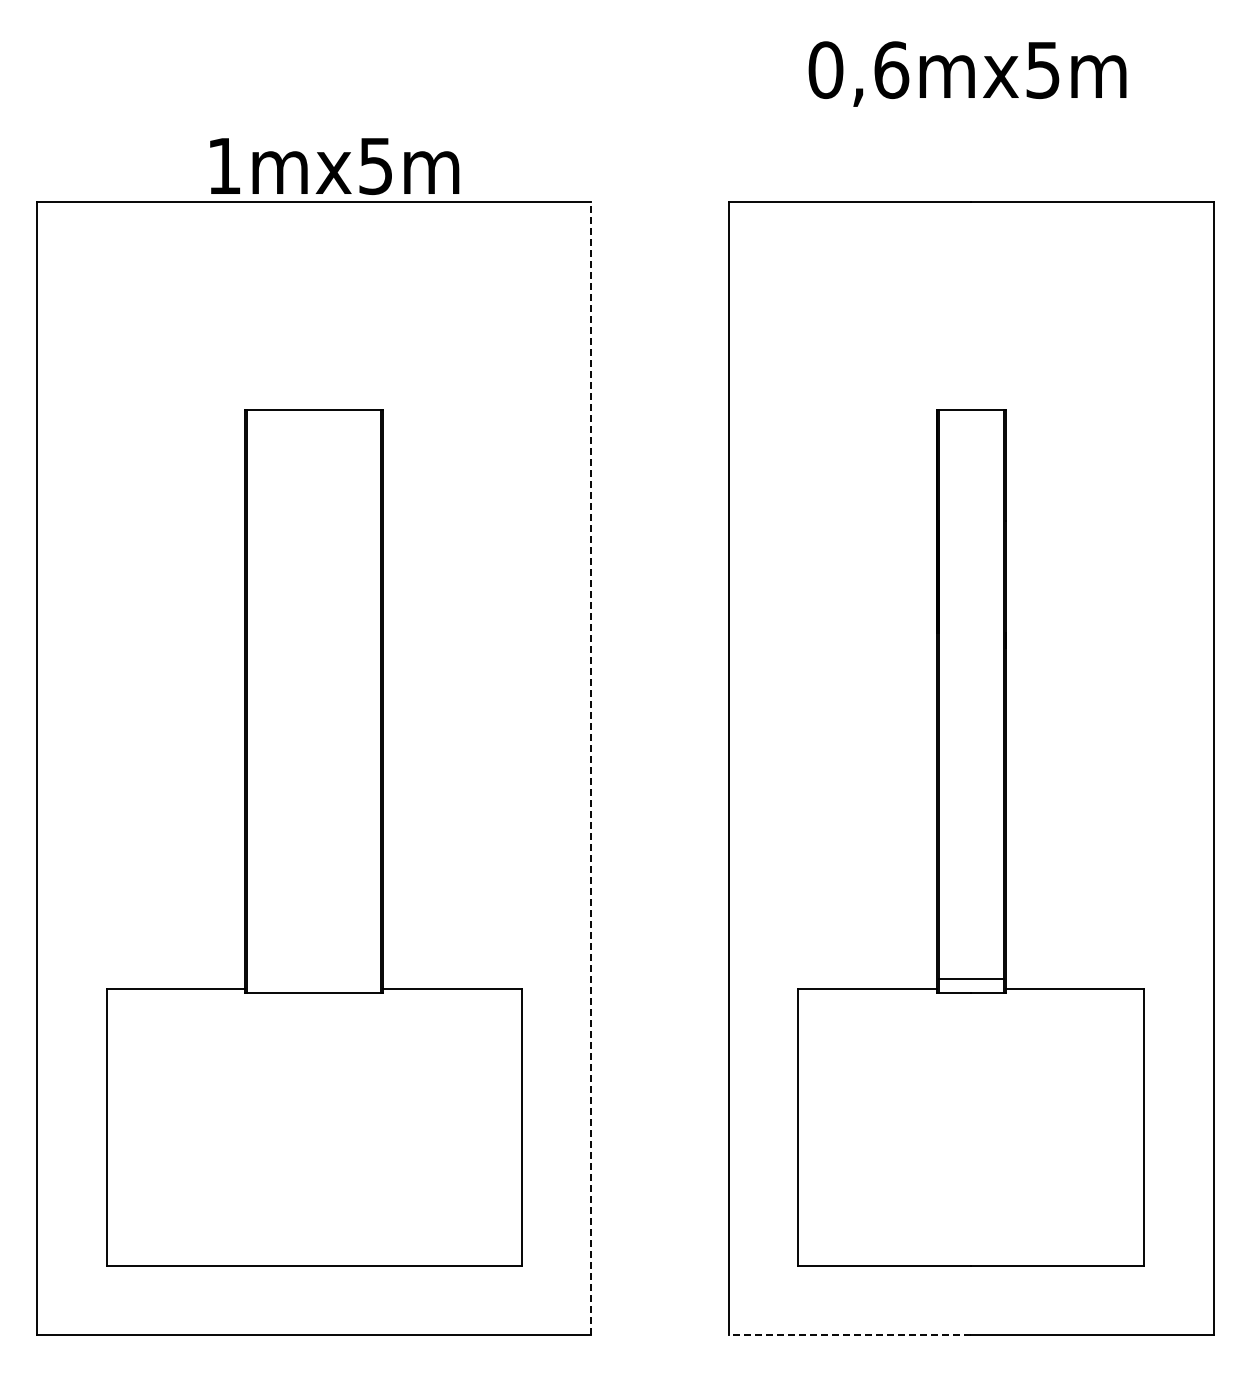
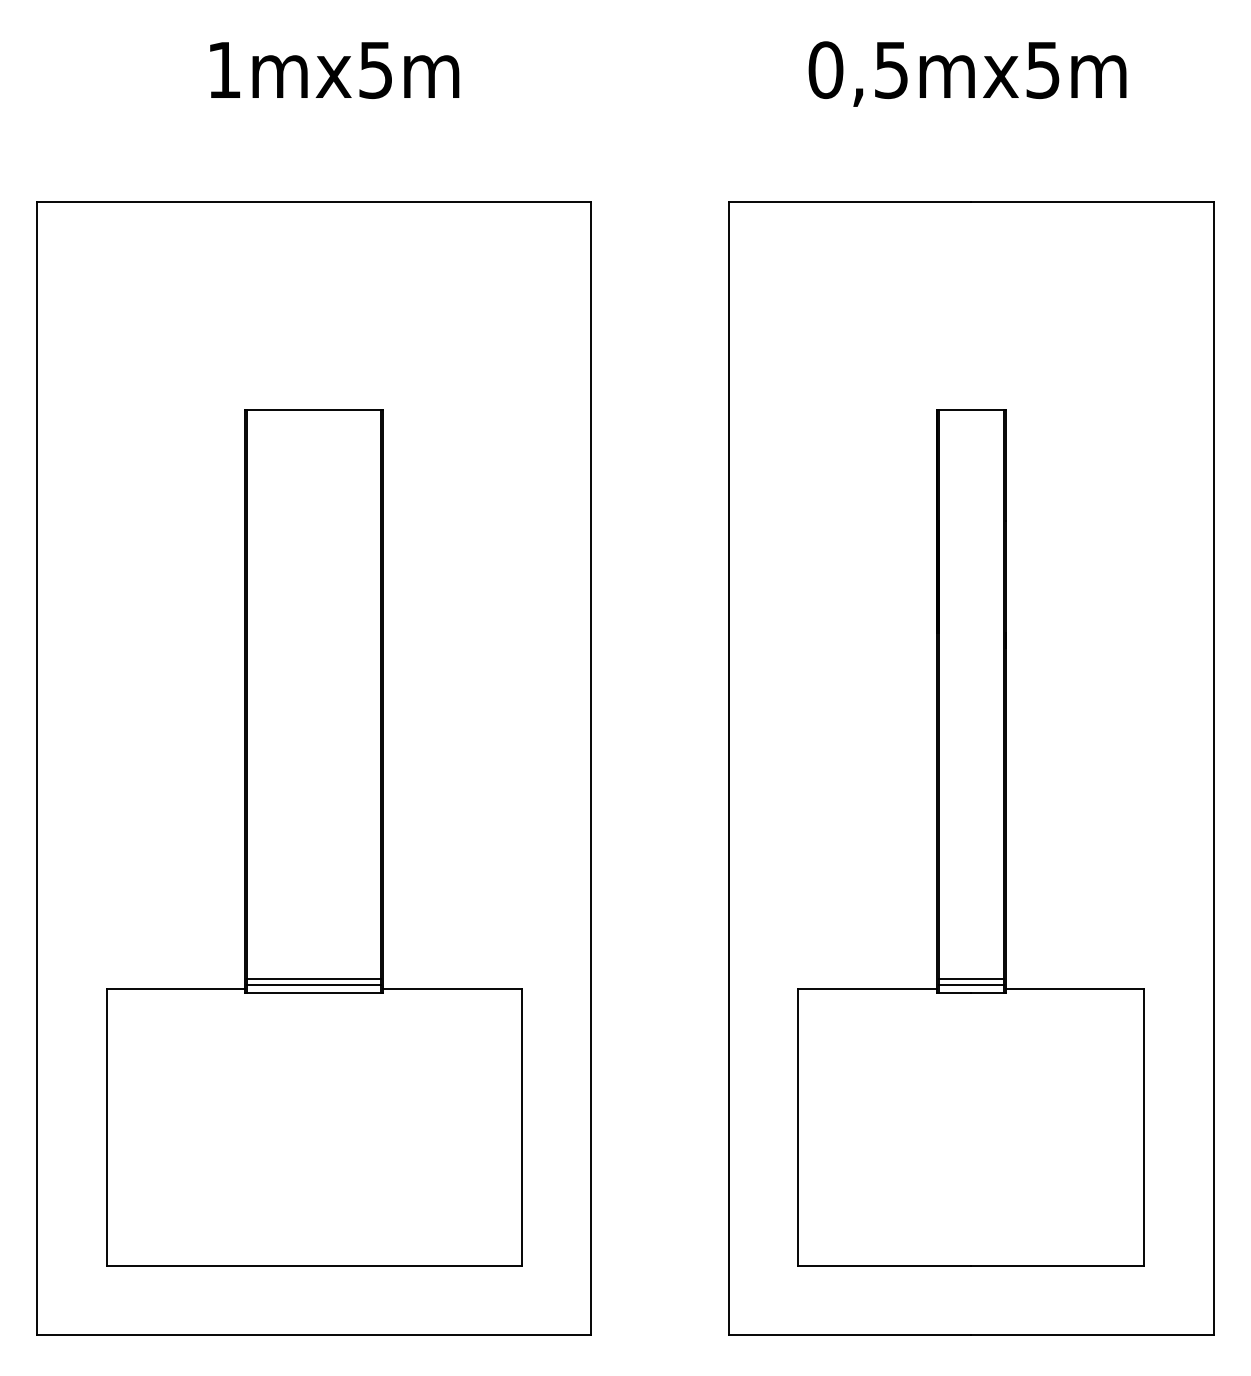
text: 0,6mx5m -> 0,5mx5m (891, 70)
text position: (334, 166) -> (334, 70) (334, 70)
line: dashed -> solid (590, 768)
line: none -> present (314, 979)
line: none -> present (314, 984)
line: none -> present (970, 984)
line: dashed -> solid (849, 1334)
